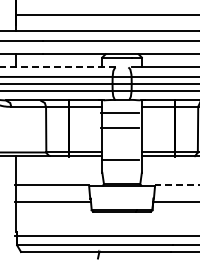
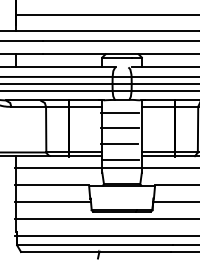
line: dashed -> solid (58, 67)
line: none -> present (119, 144)
line: none -> present (105, 168)
line: dashed -> solid (176, 184)
line: none -> present (105, 219)
